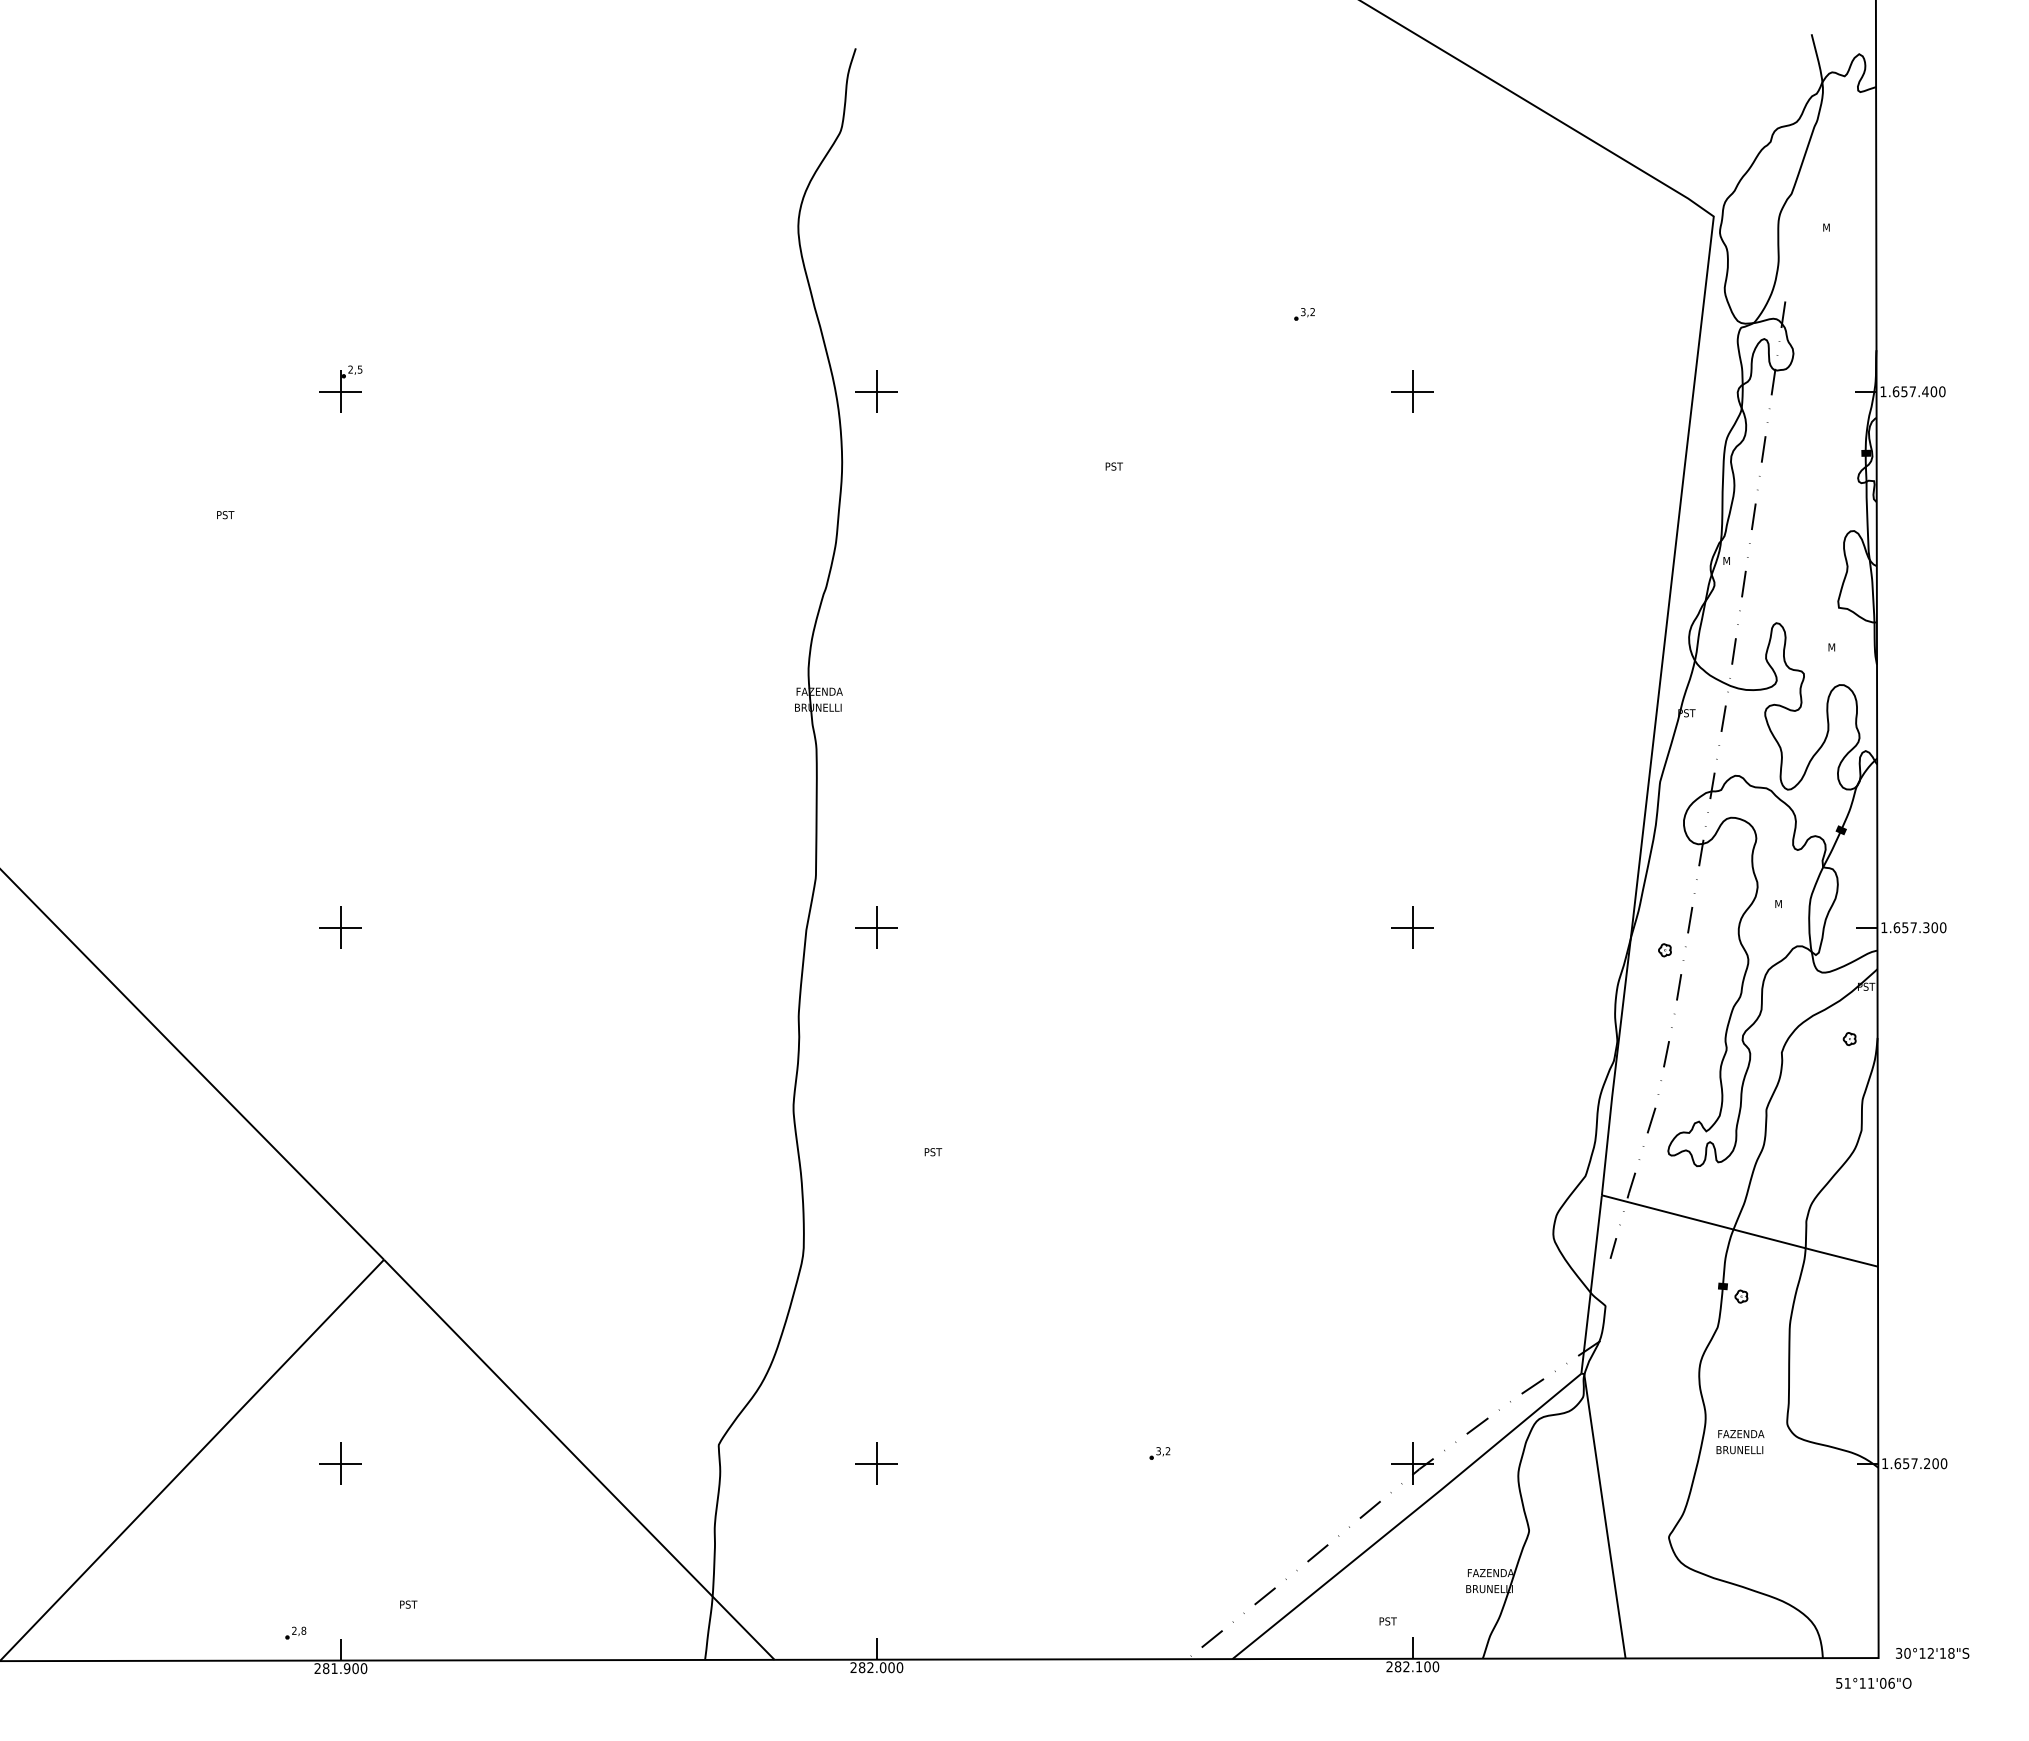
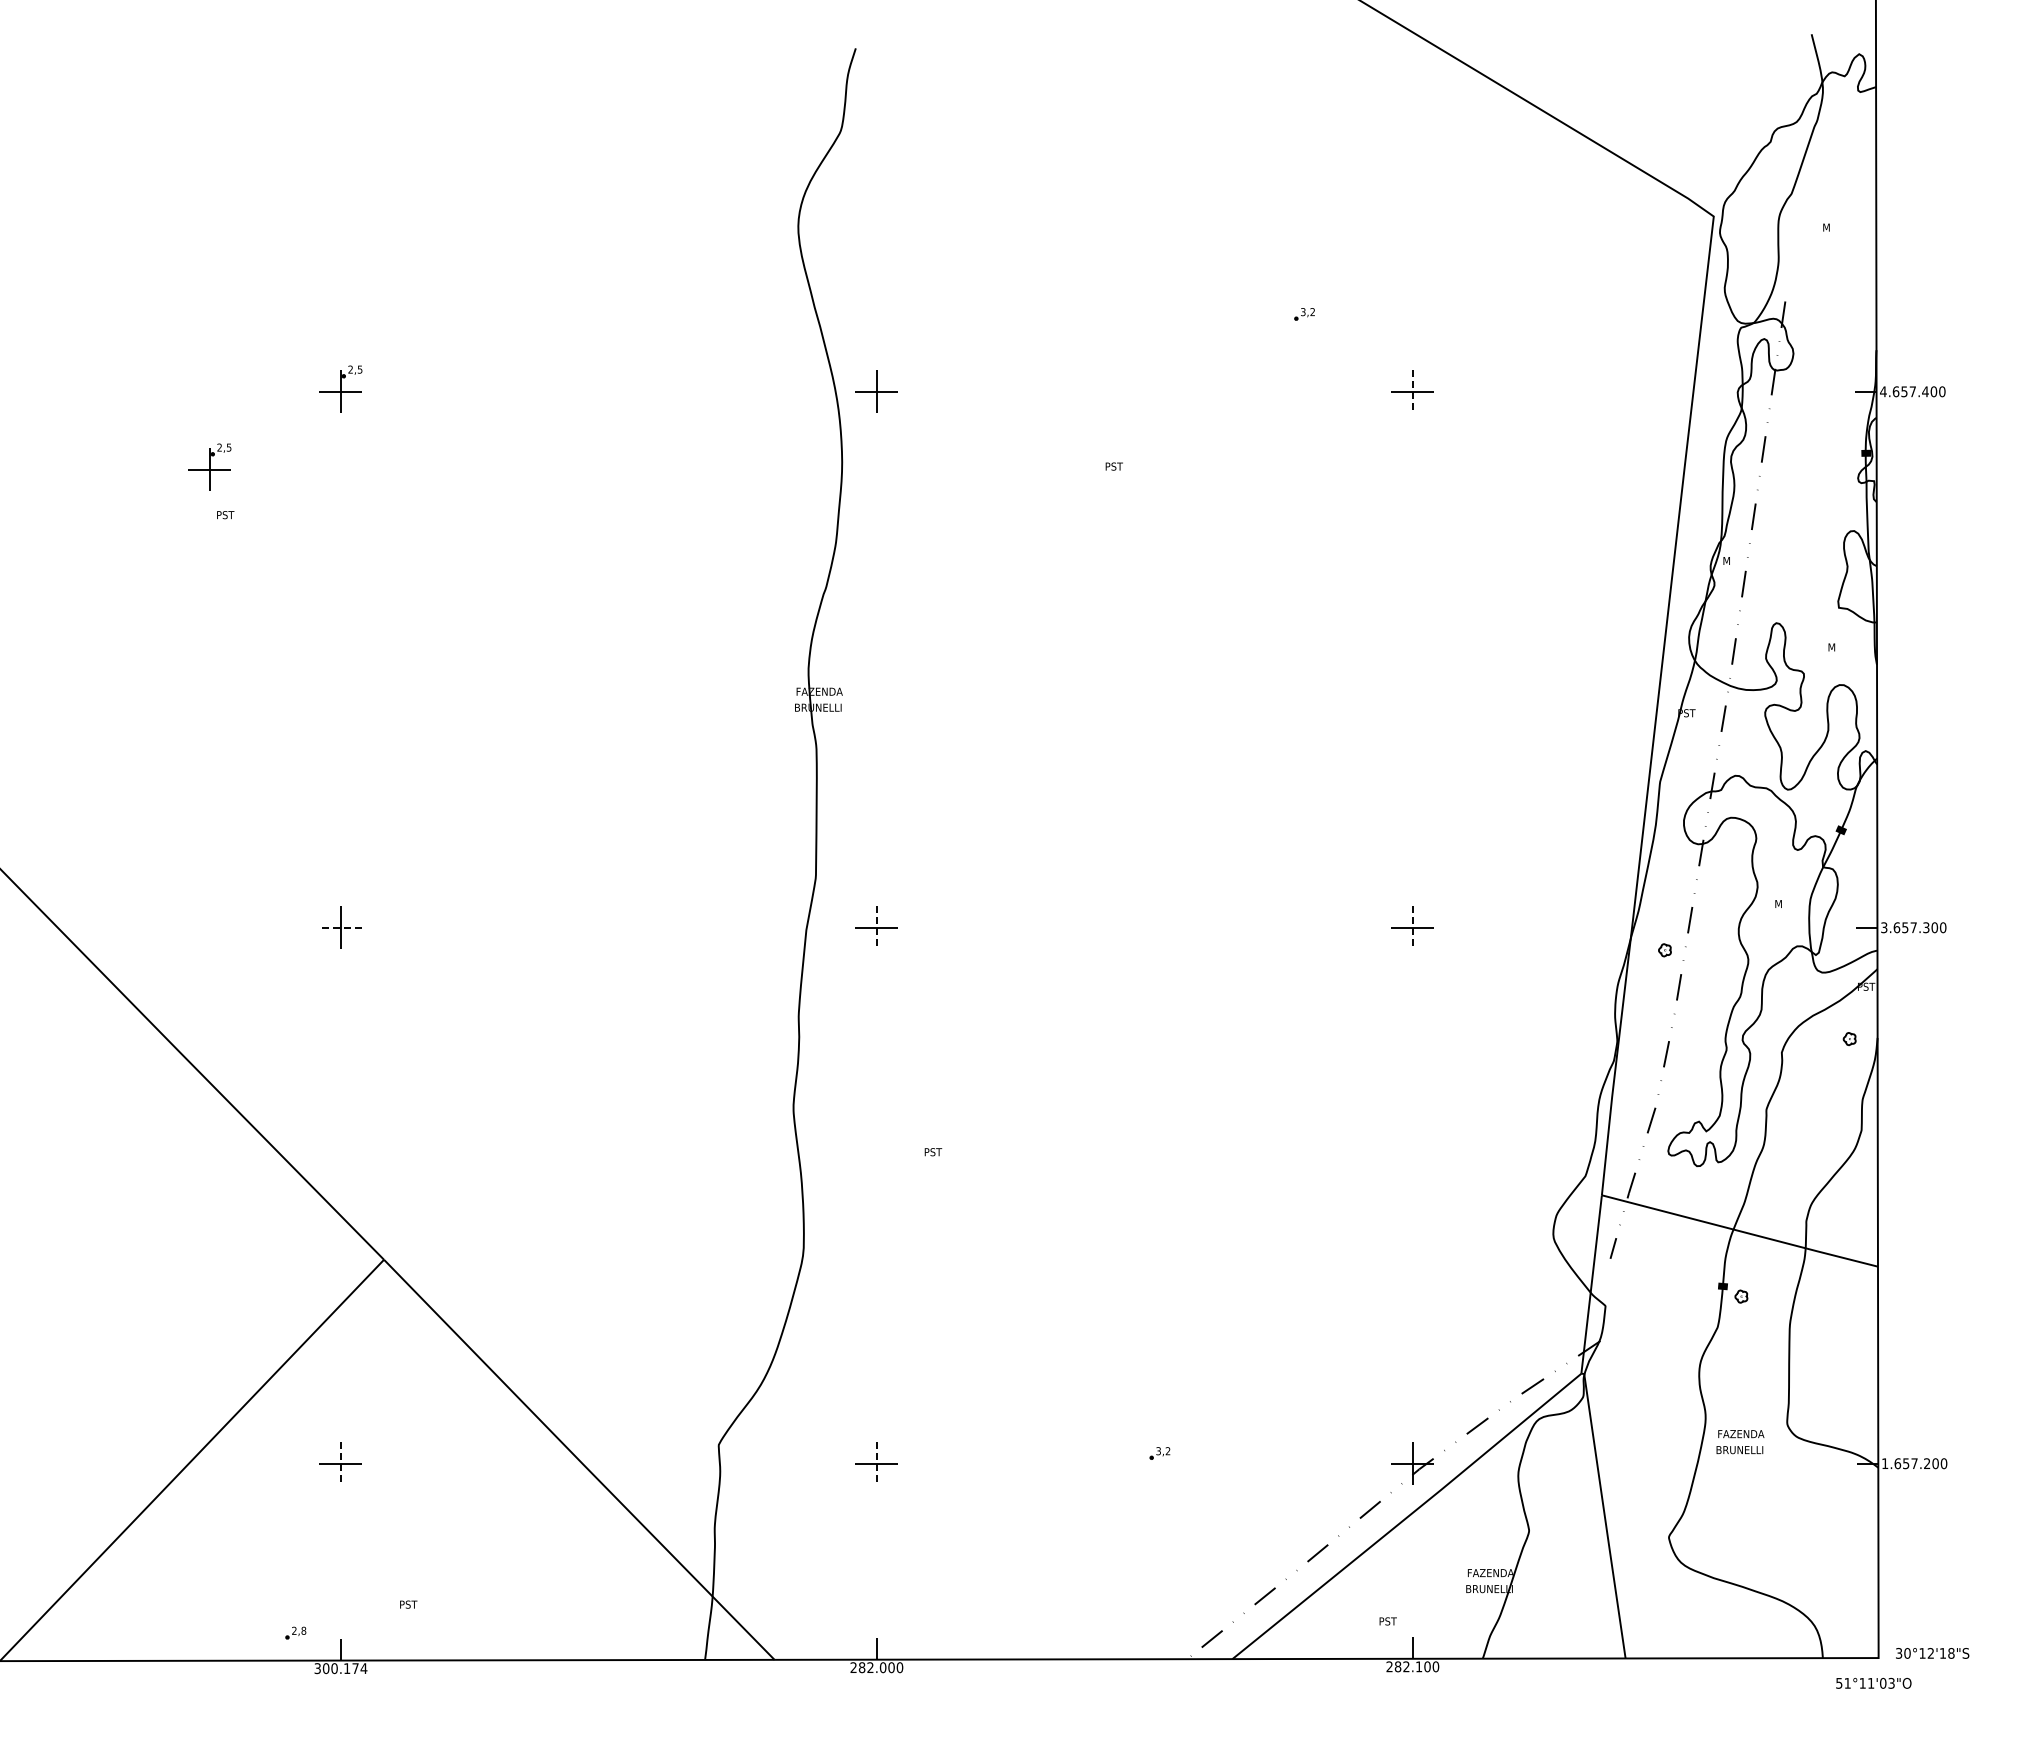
text: 1.657.400 -> 4.657.400 (1883, 391)
line: solid -> dashed (1412, 392)
part: none -> present (209, 466)
line: solid -> dashed (340, 927)
text: 1.657.300 -> 3.657.300 (1884, 927)
line: solid -> dashed (876, 928)
line: solid -> dashed (1412, 928)
line: solid -> dashed (340, 1464)
line: solid -> dashed (876, 1464)
text: 281.900 -> 300.174 (340, 1668)
text: 51°11'06"O -> 51°11'03"O (1891, 1682)
